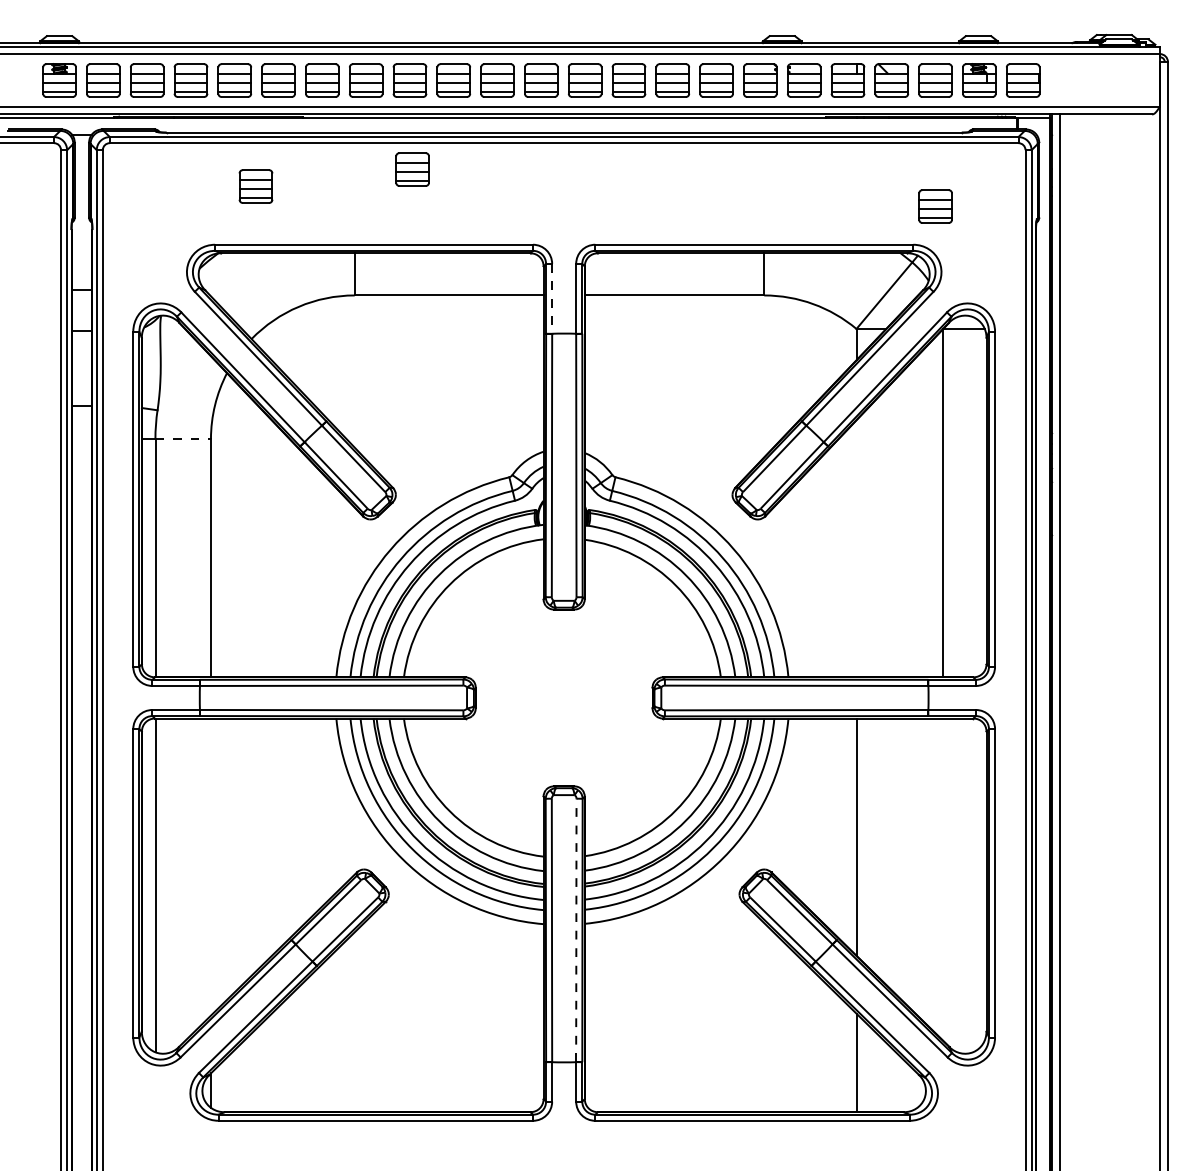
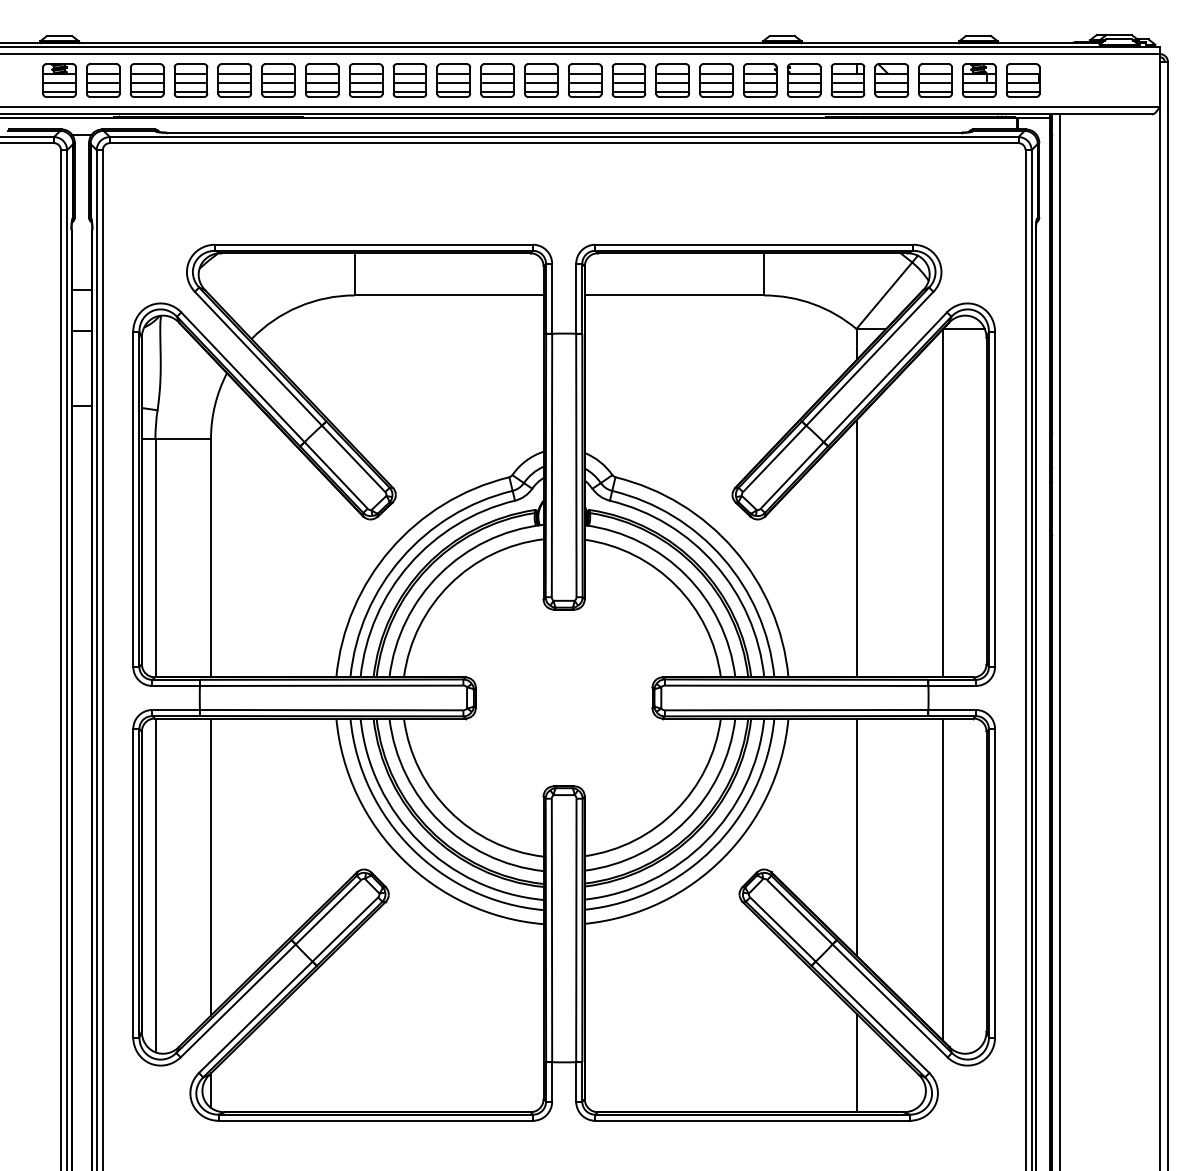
part: present -> none (412, 169)
part: present -> none (255, 186)
part: present -> none (935, 206)
line: dashed -> solid (552, 298)
line: dashed -> solid (183, 439)
line: none -> present (856, 548)
line: none -> present (211, 866)
line: none -> present (943, 879)
line: dashed -> solid (576, 932)
